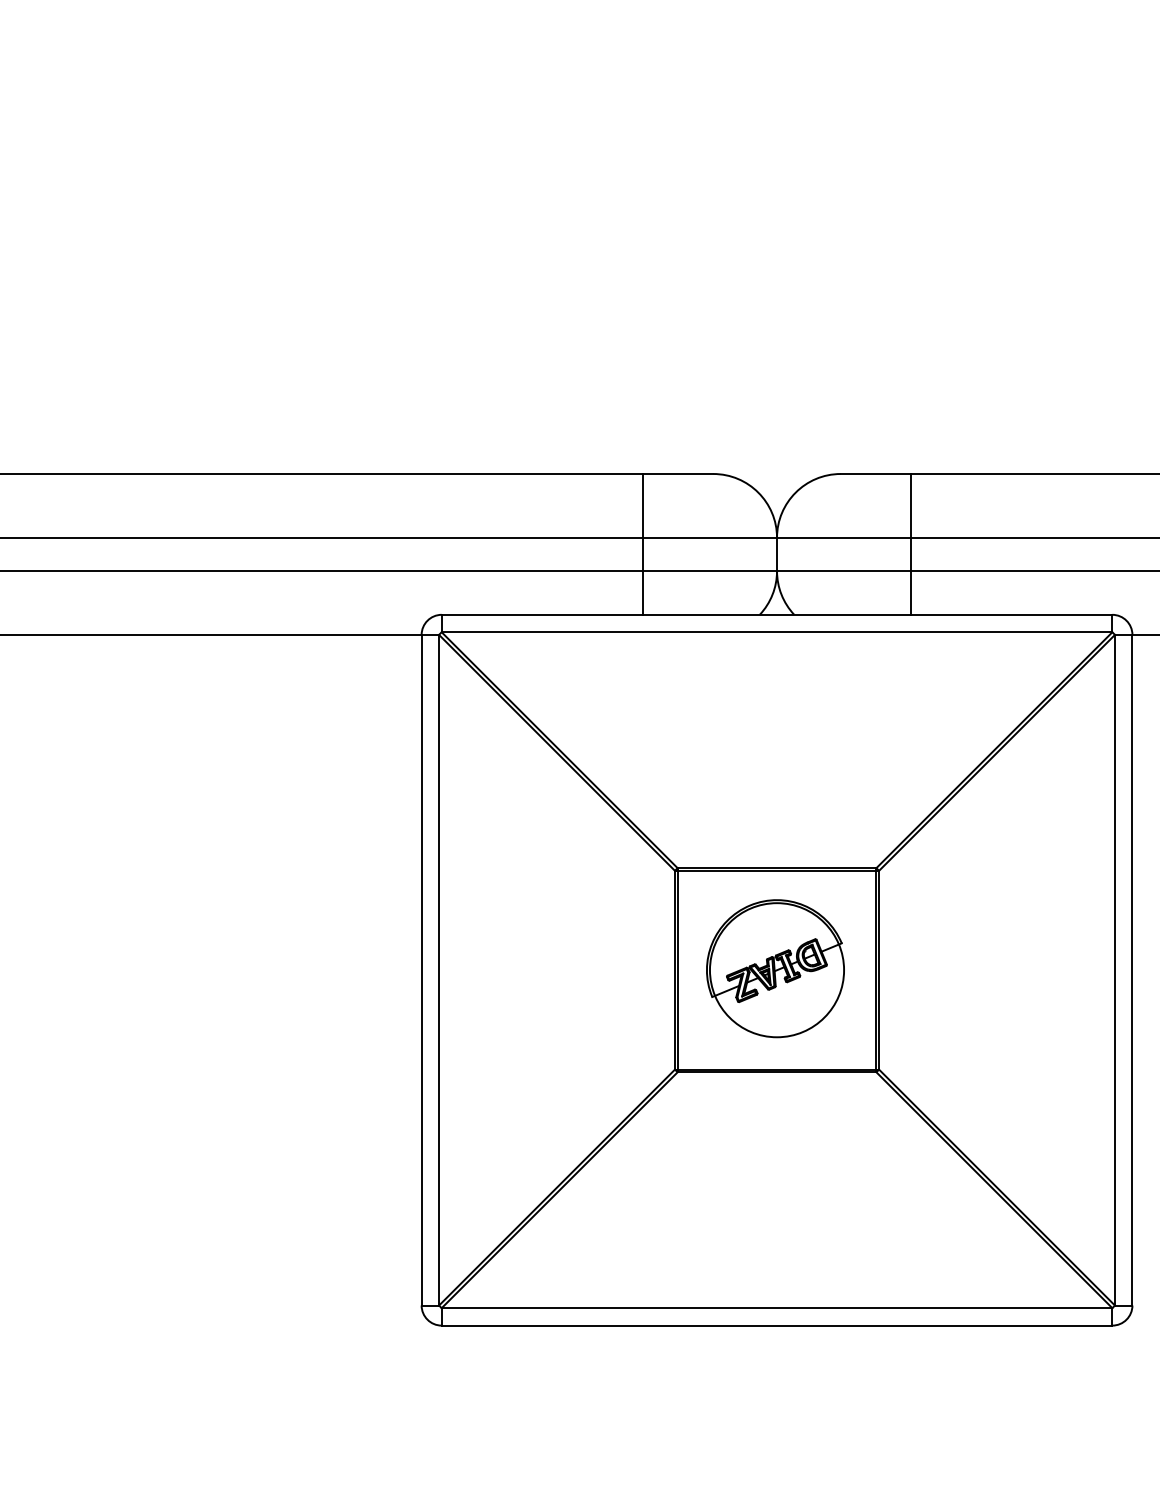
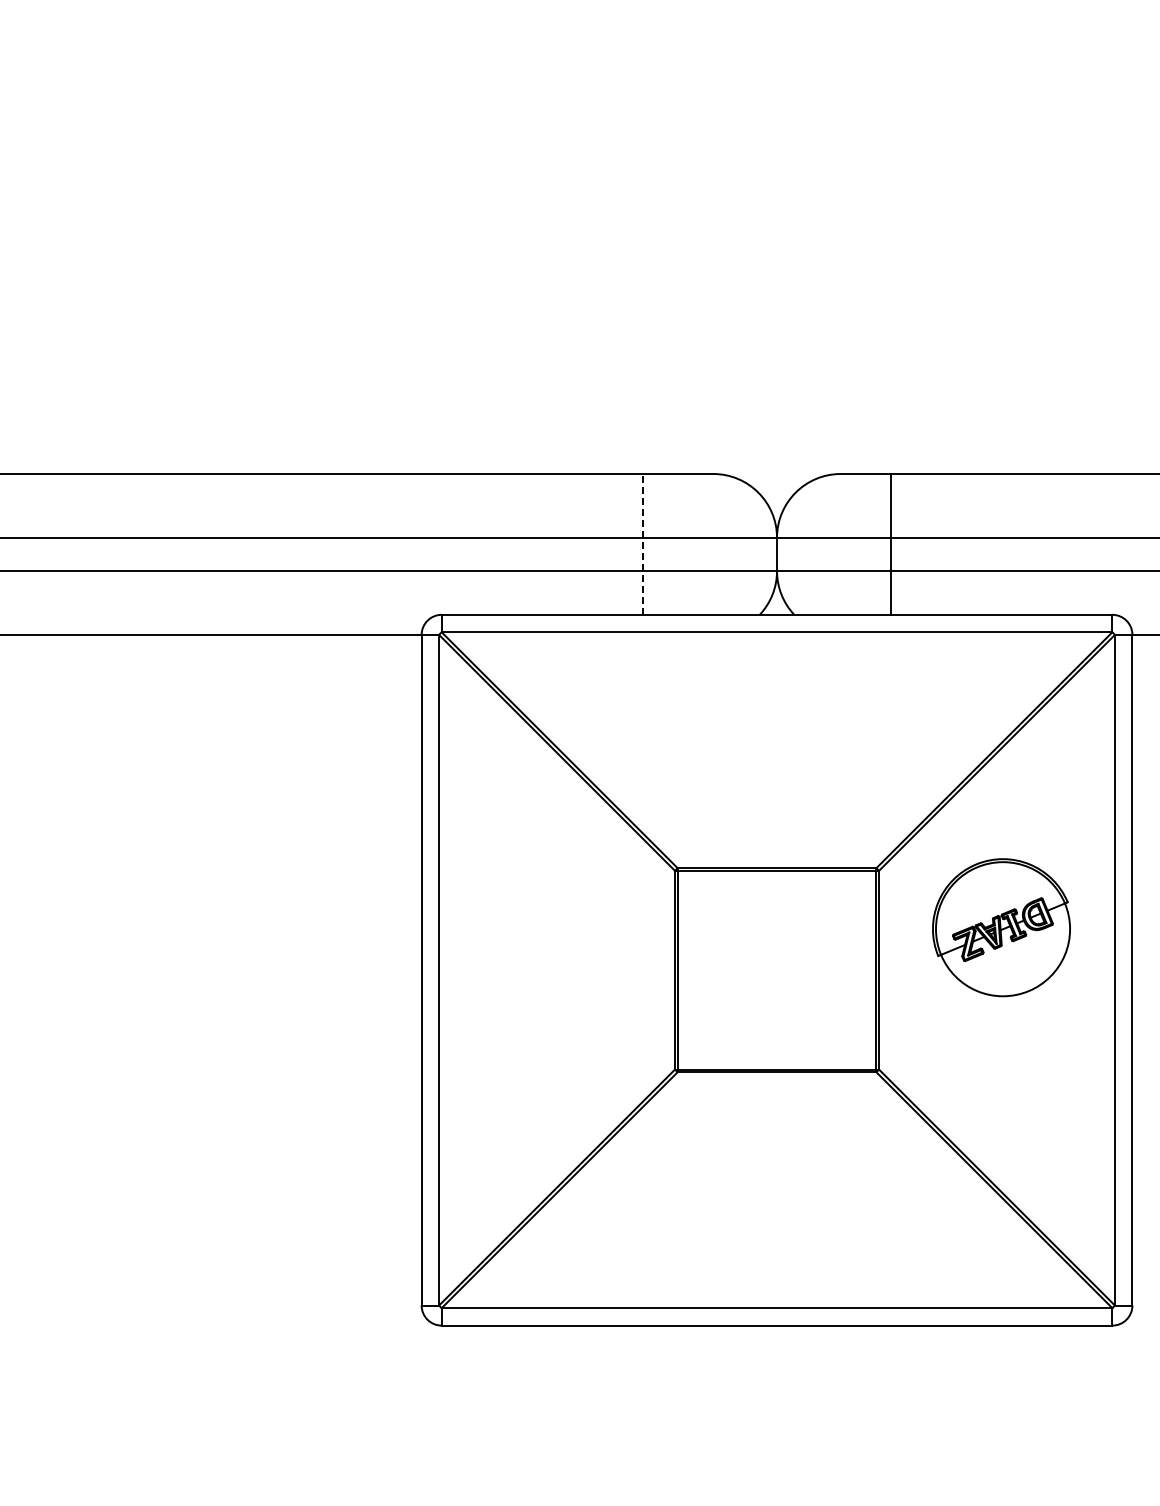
line: solid -> dashed (642, 543)
line position: (911, 544) -> (891, 544) (891, 544)
part position: (775, 968) -> (1001, 927) (1001, 927)
